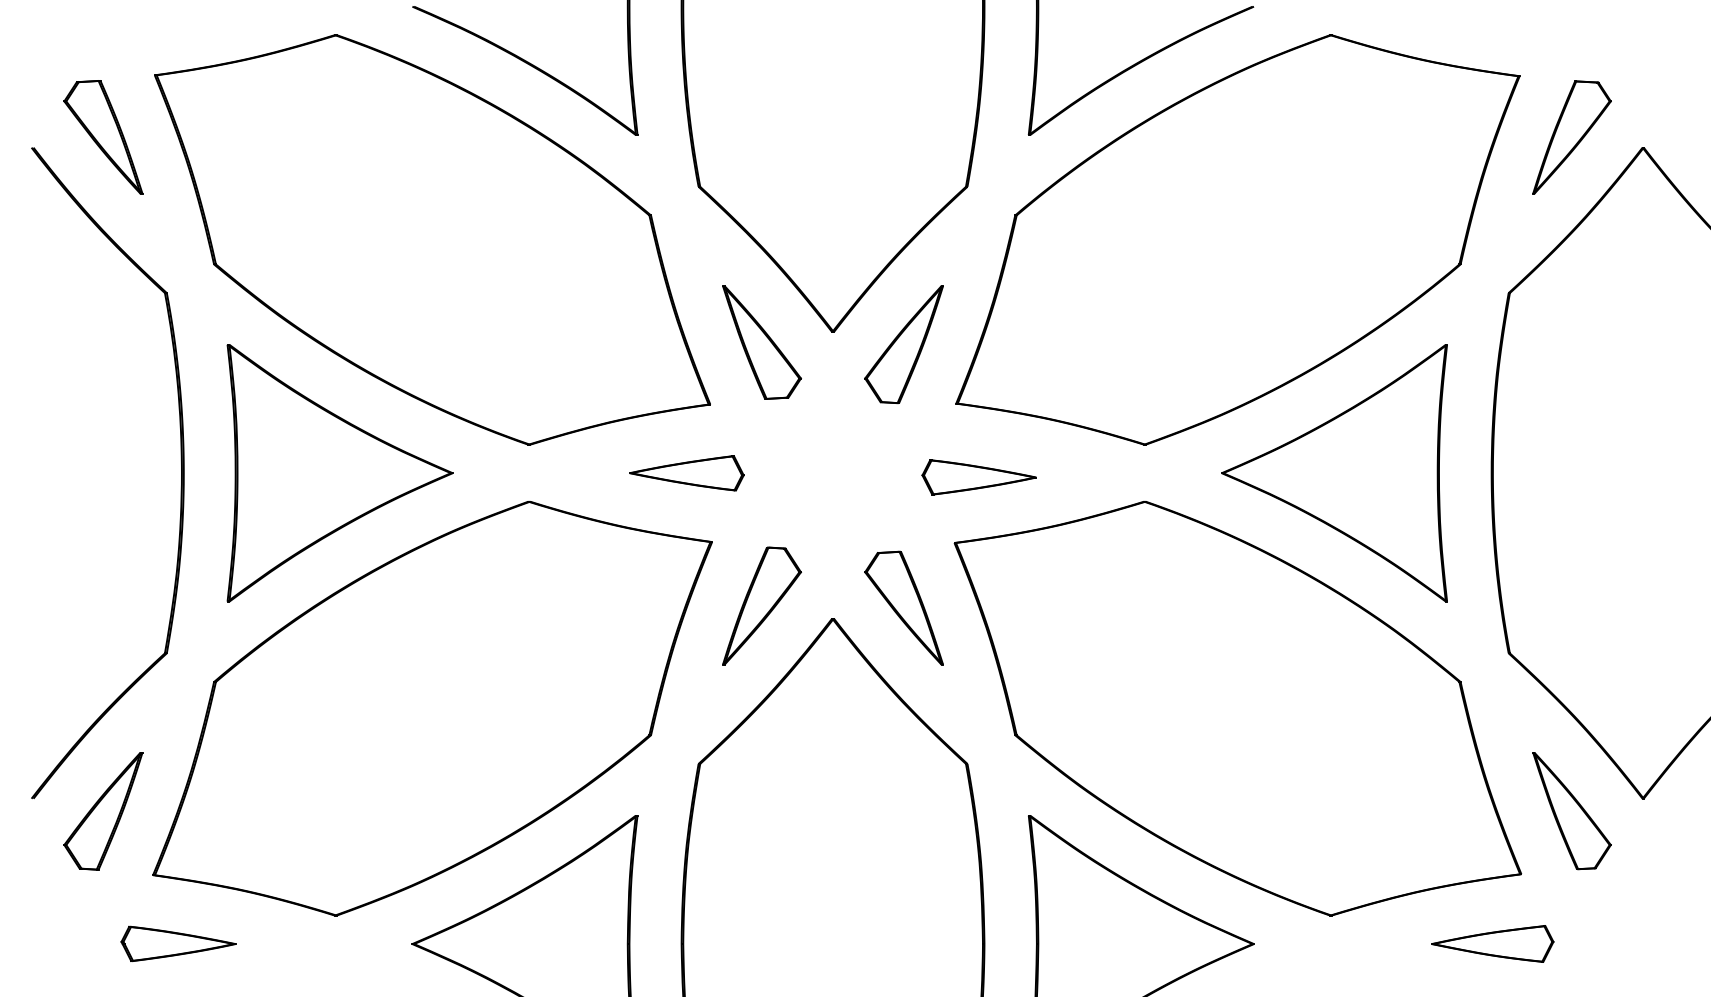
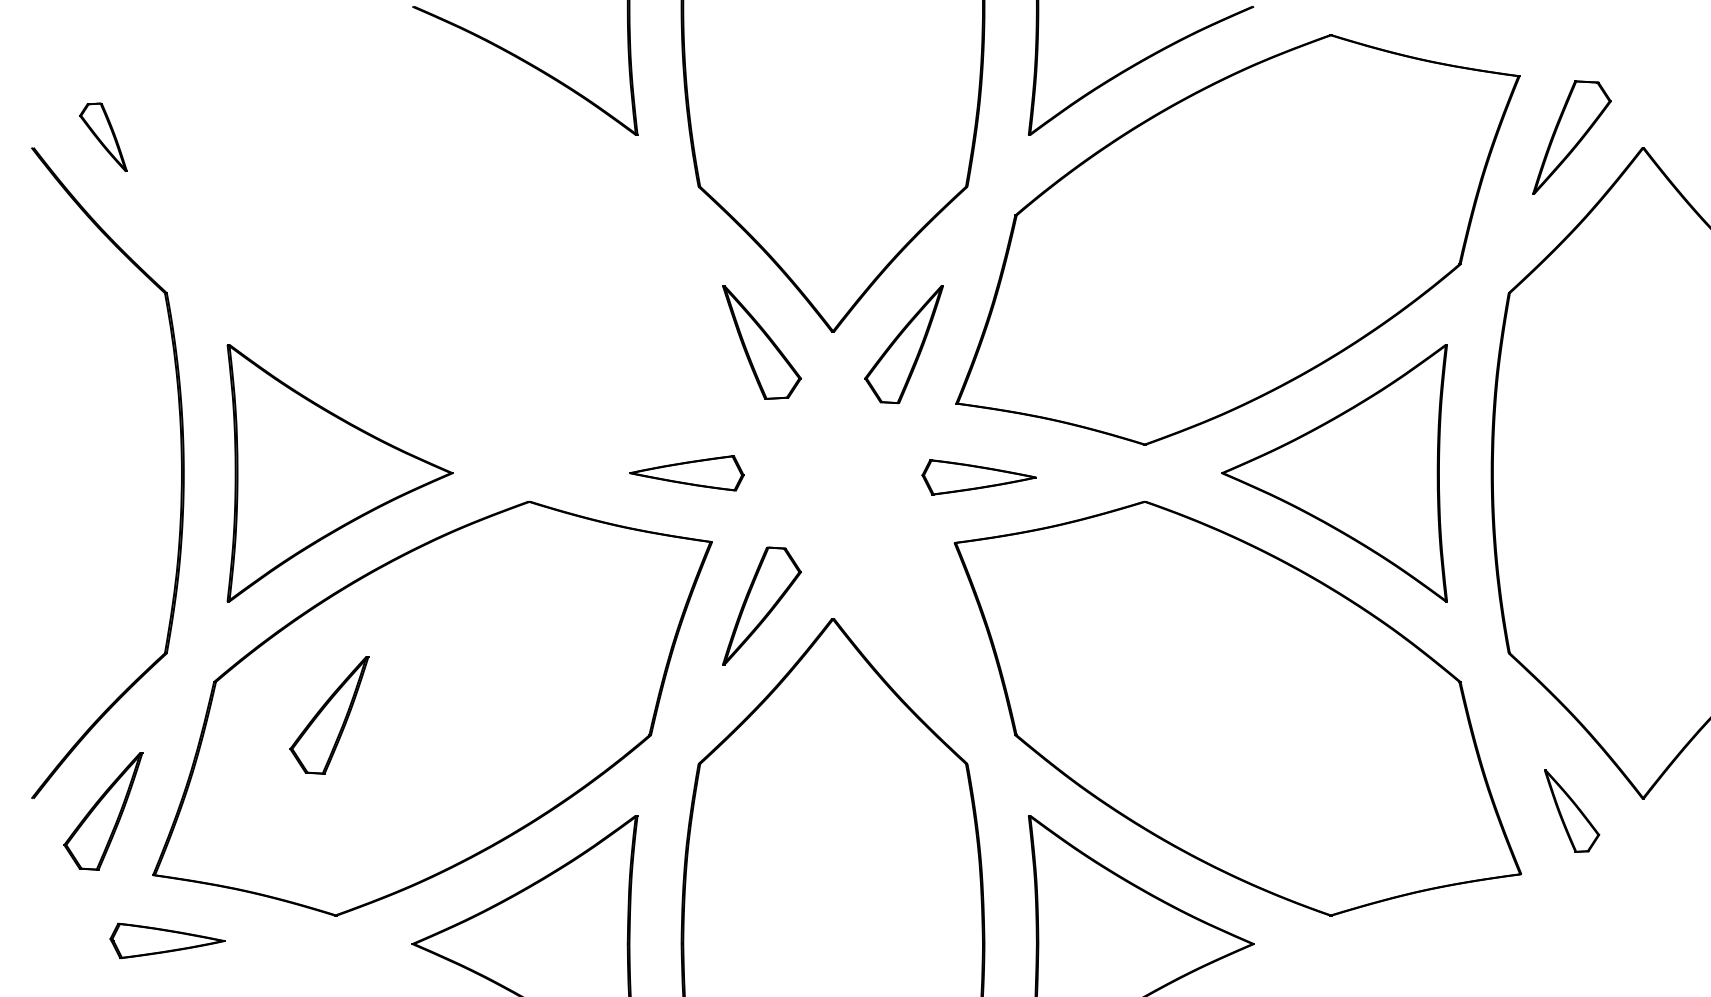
part size: 81x115 px -> 49x70 px (103, 136)
part: present -> none (432, 239)
part: present -> none (903, 607)
part: none -> present (329, 715)
part size: 80x119 px -> 57x84 px (1572, 810)
part position: (178, 943) -> (167, 940) (167, 940)
part: present -> none (1492, 943)
